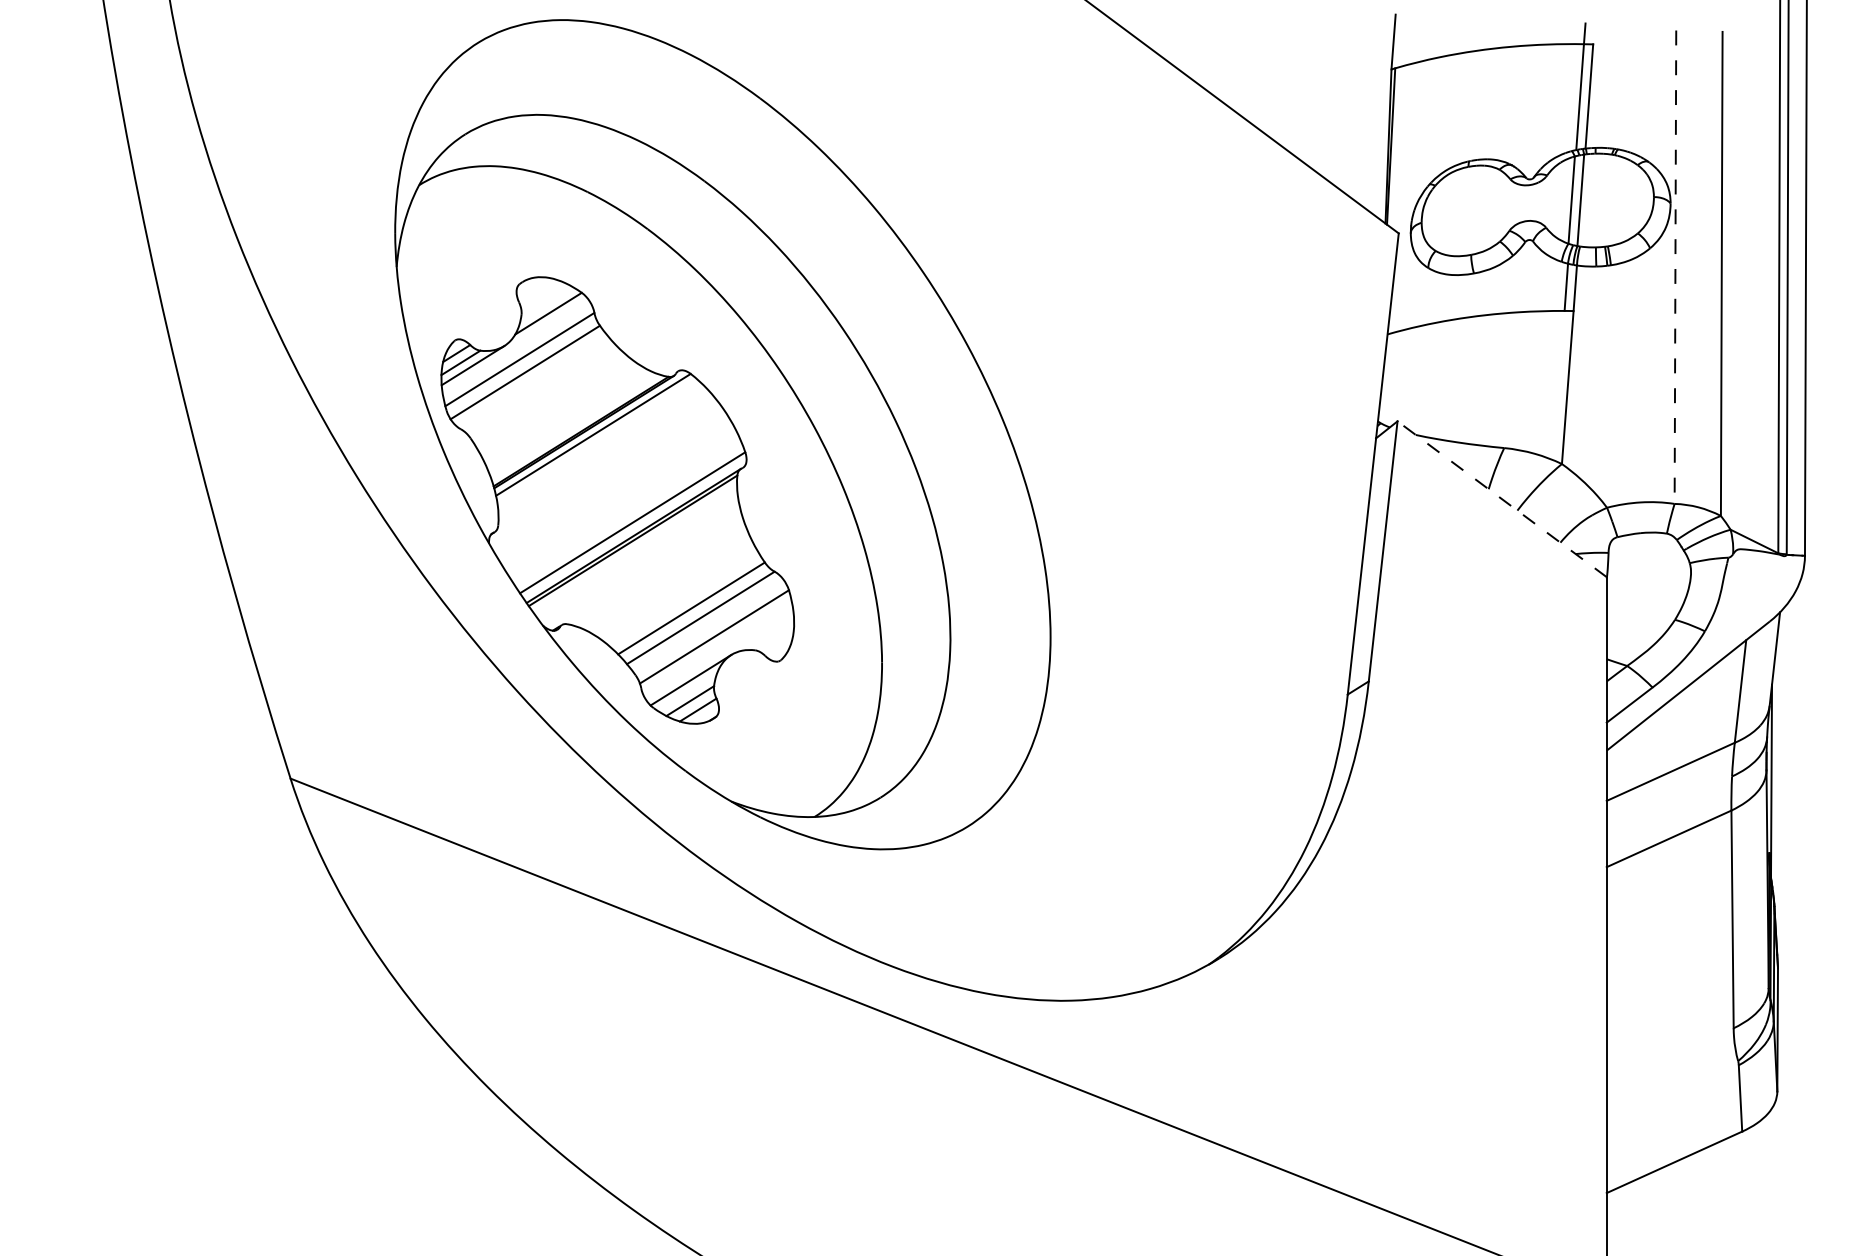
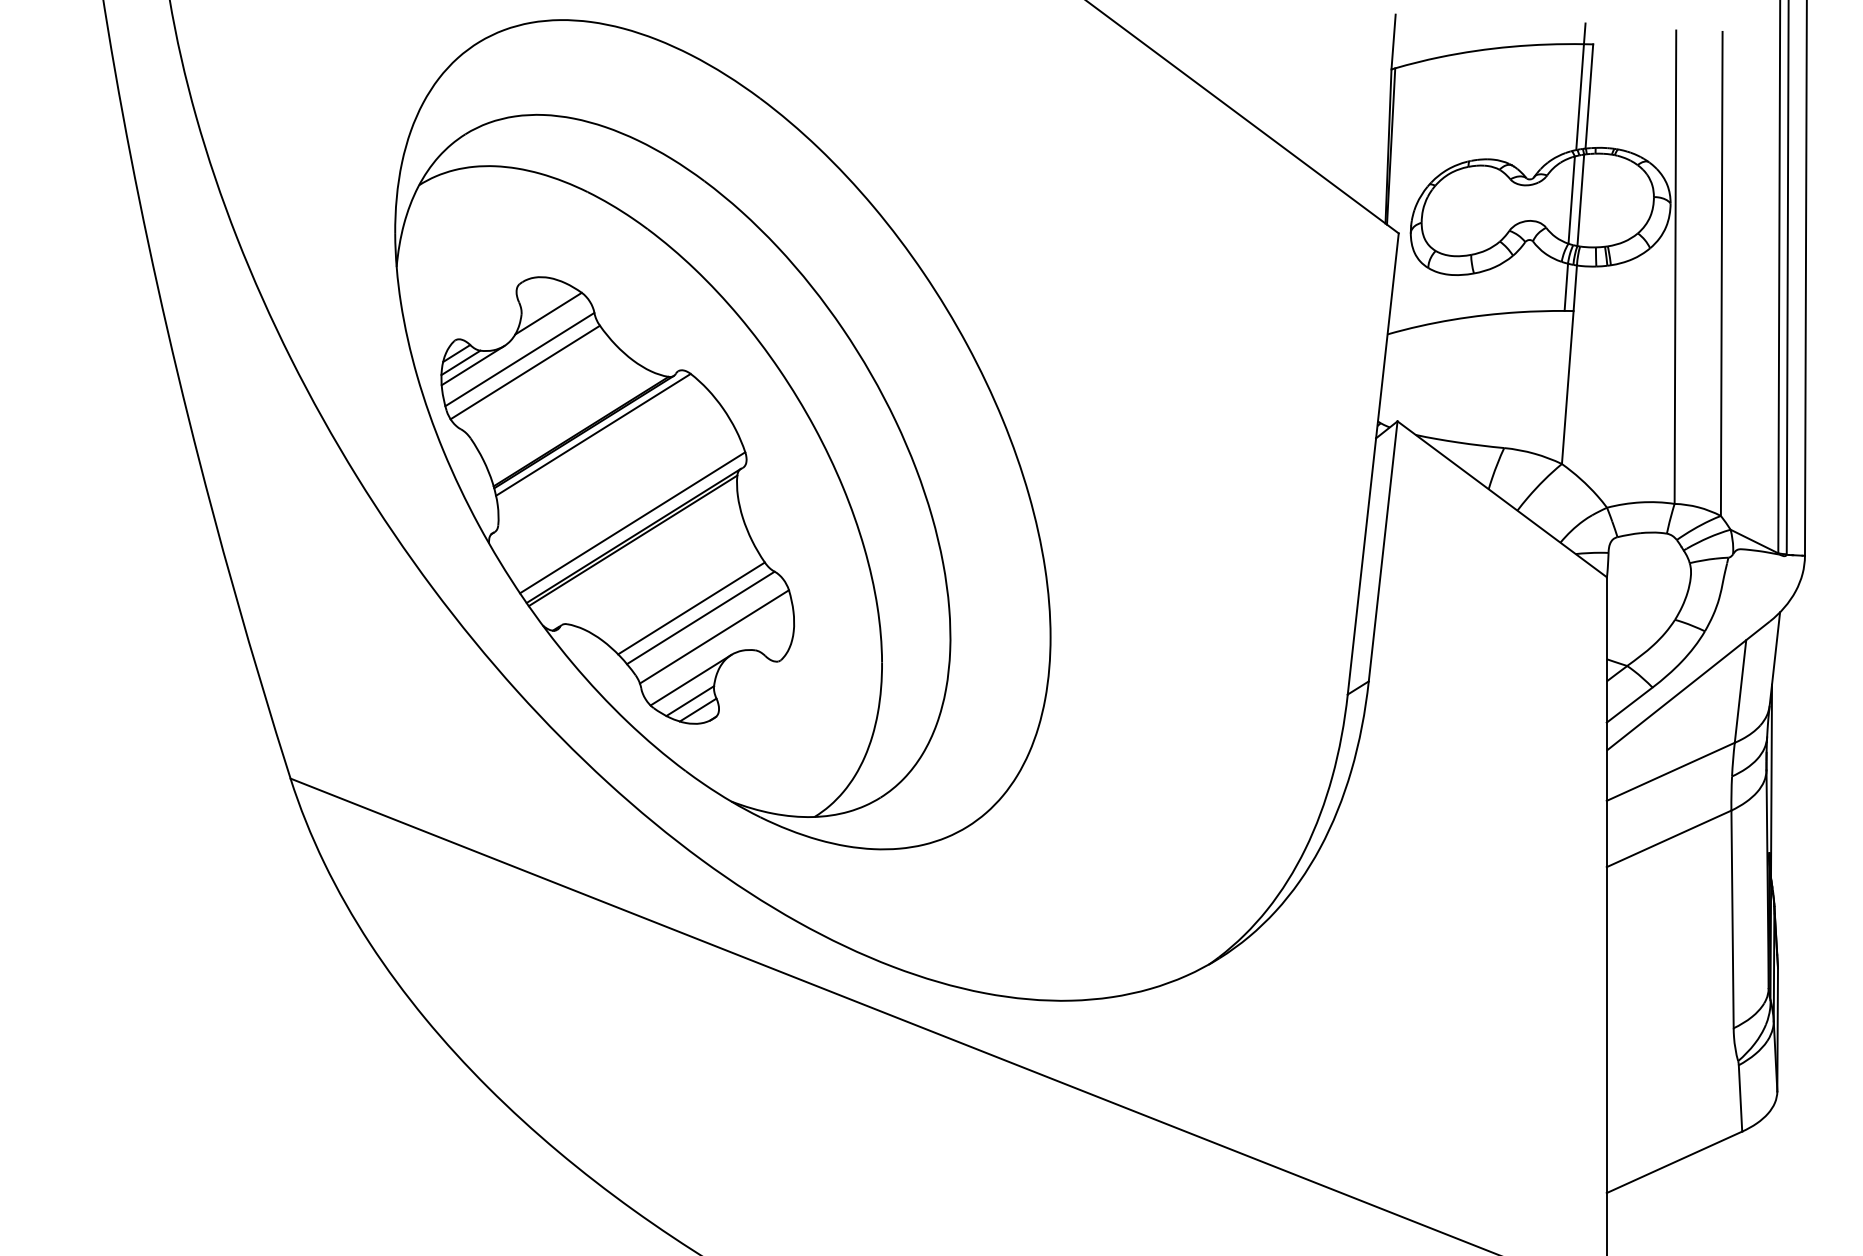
line: dashed -> solid (1675, 267)
line: dashed -> solid (1501, 498)
